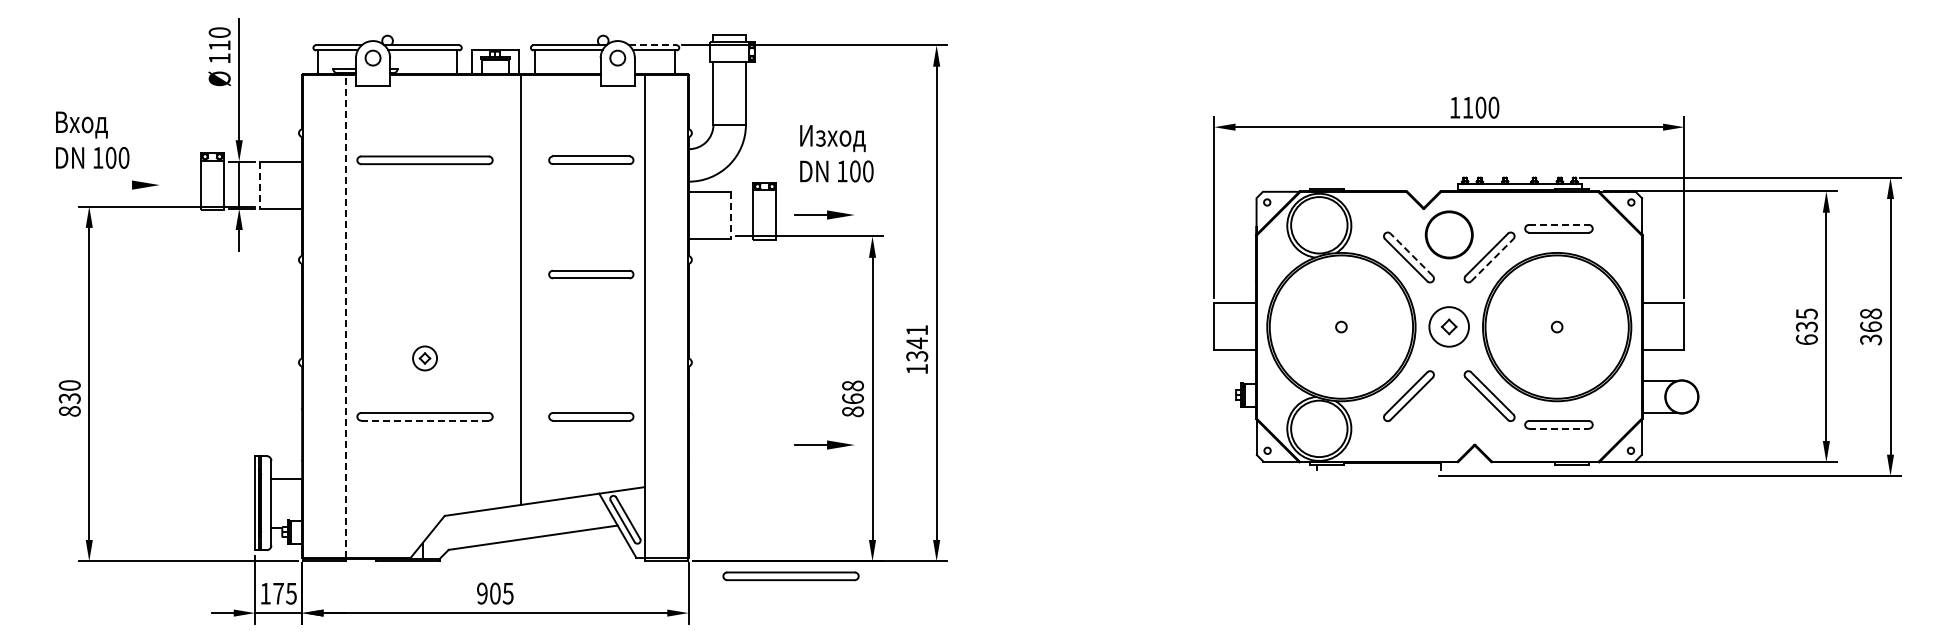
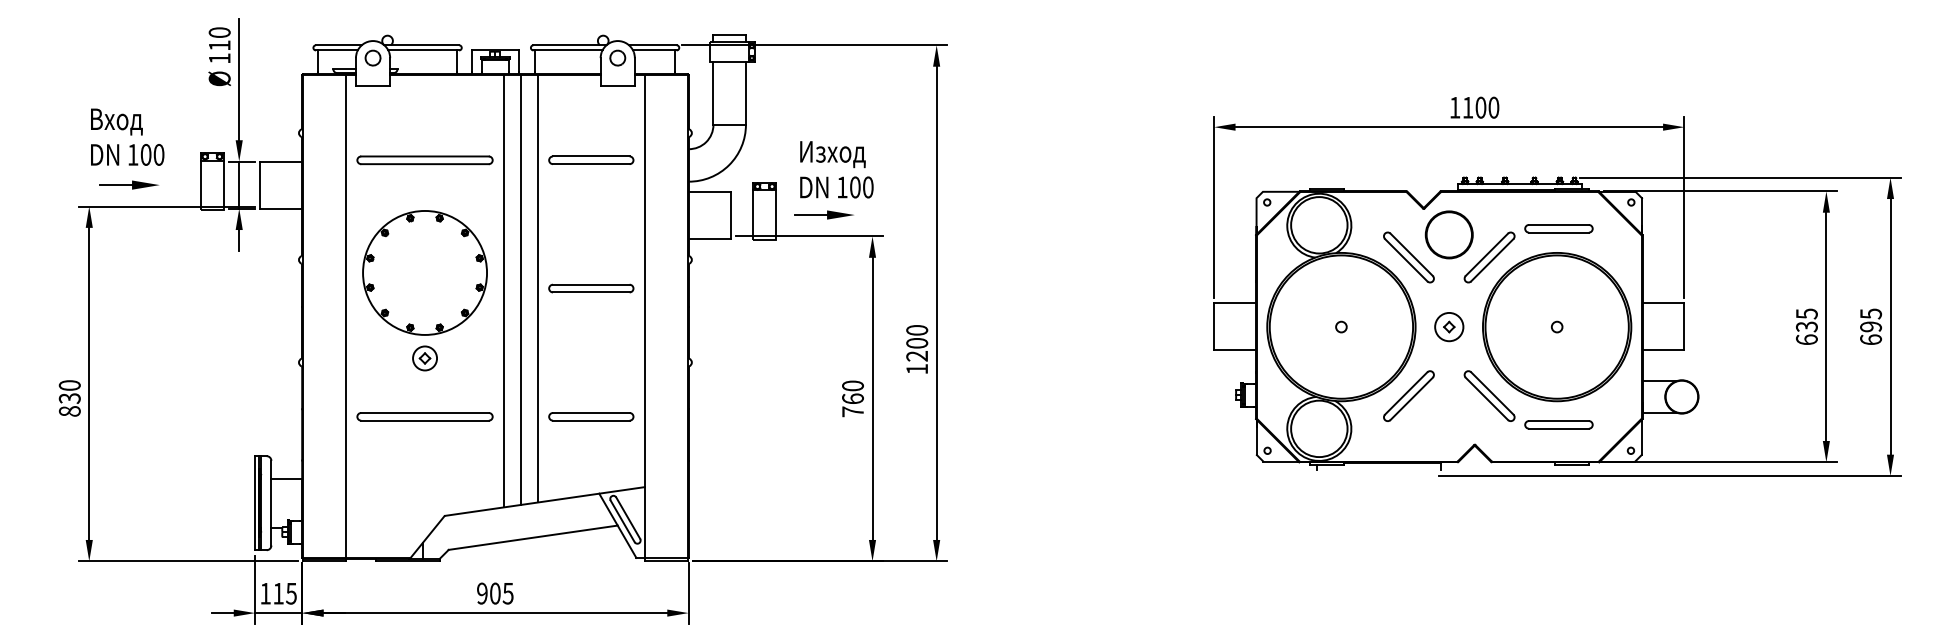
line: dashed -> solid (652, 45)
text position: (92, 139) -> (127, 136) (127, 136)
text position: (836, 153) -> (836, 169) (836, 169)
line: none -> present (115, 185)
line: dashed -> solid (260, 185)
line: dashed -> solid (730, 215)
line: dashed -> solid (1558, 224)
line: dashed -> solid (1411, 254)
line: dashed -> solid (1492, 260)
part: none -> present (424, 272)
part position: (591, 274) -> (591, 288) (591, 288)
line: none -> present (537, 287)
line: none -> present (504, 290)
line: dashed -> solid (345, 316)
part size: 42x42 px -> 31x31 px (1449, 327)
text: 368 -> 695 (1871, 326)
text: 1341 -> 1200 (917, 343)
text: 868 -> 760 (852, 398)
line: dashed -> solid (425, 420)
line: dashed -> solid (1558, 428)
part: present -> none (823, 444)
part: present -> none (790, 576)
text: 175 -> 115 (278, 593)
